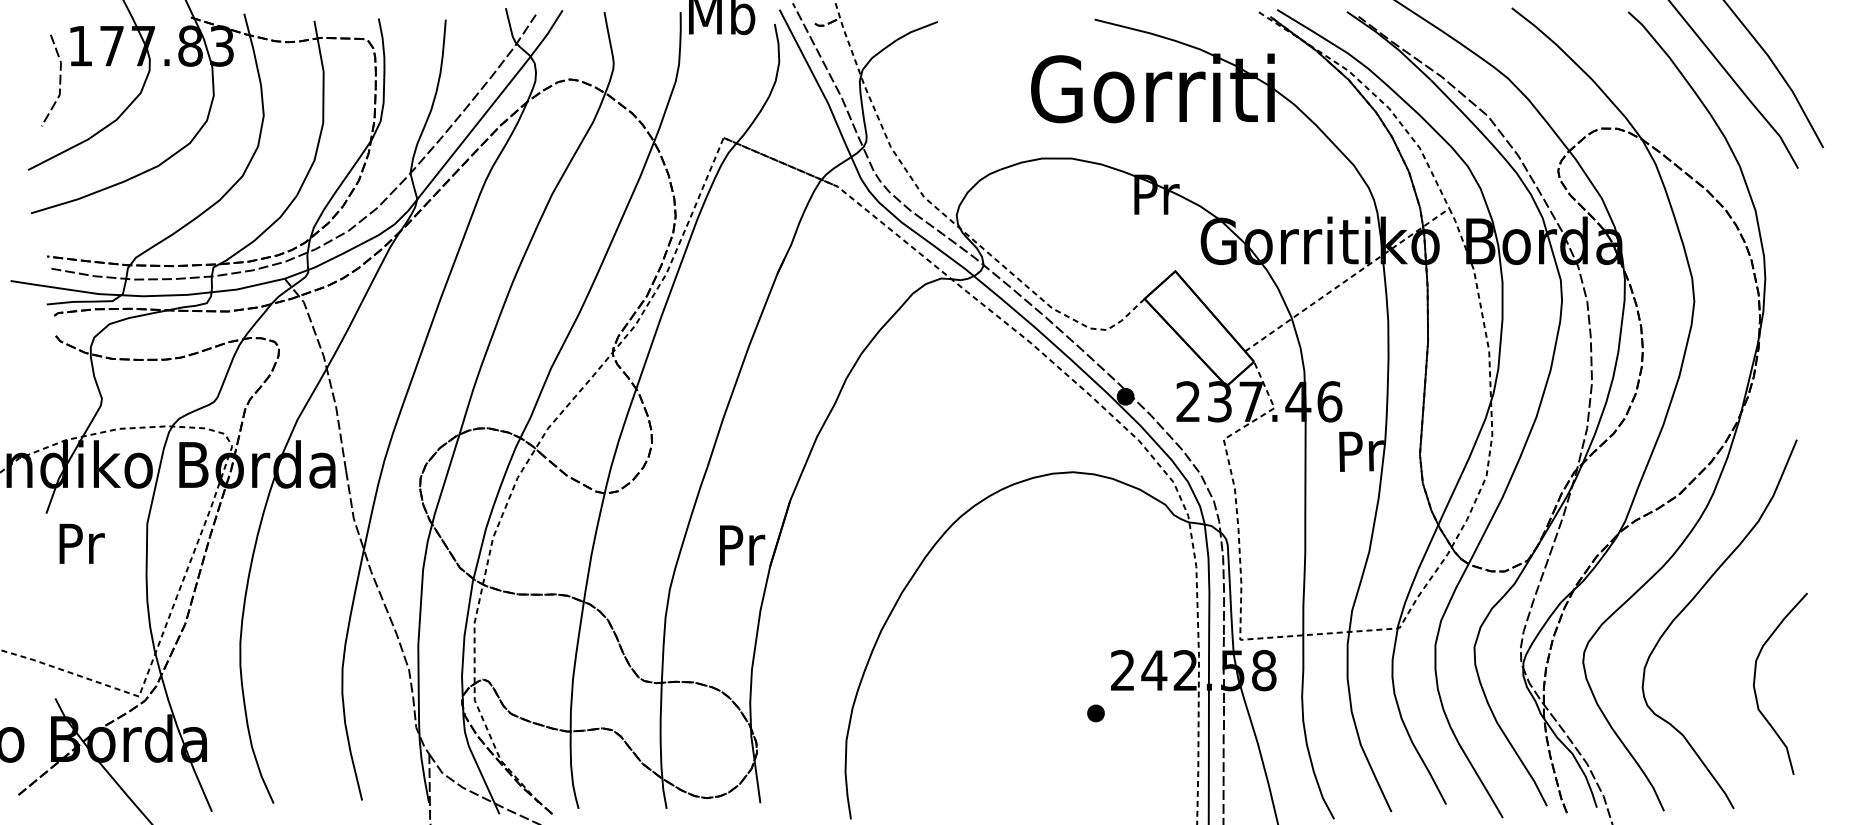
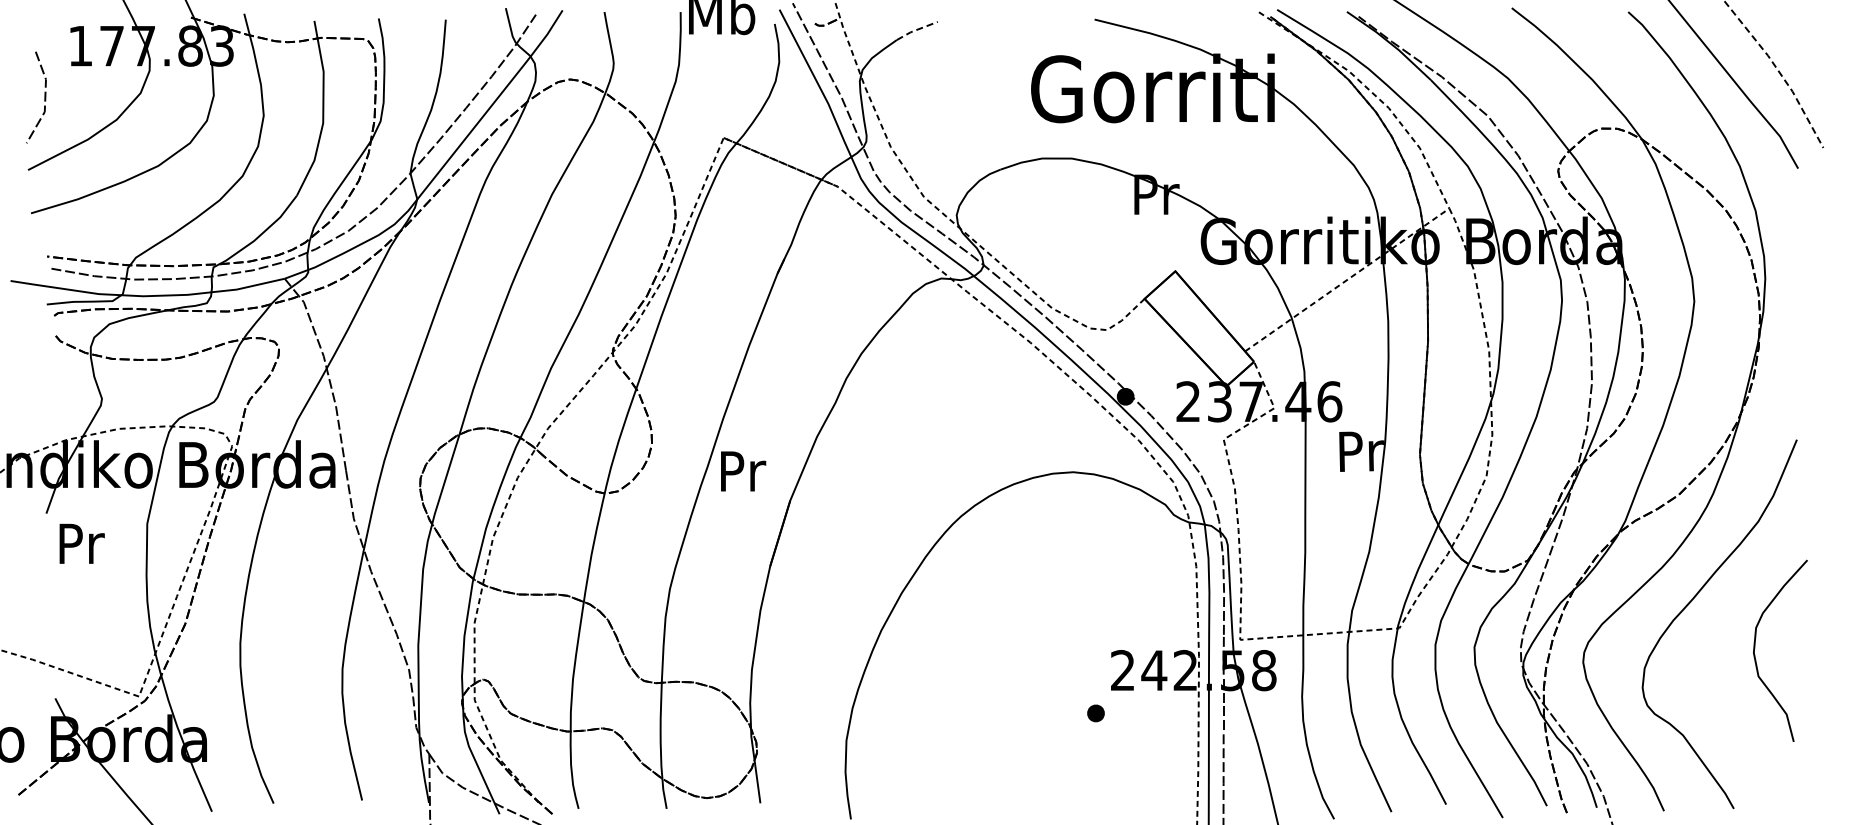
line: solid -> dashed (917, 29)
line: solid -> dashed (1778, 71)
line position: (59, 80) -> (44, 97) (44, 97)
text position: (742, 545) -> (743, 471) (743, 471)
curve position: (1755, 681) -> (1755, 648) (1755, 648)
